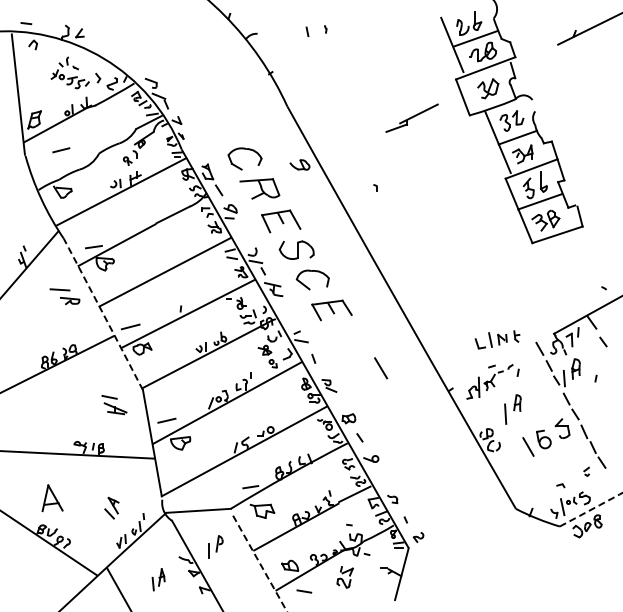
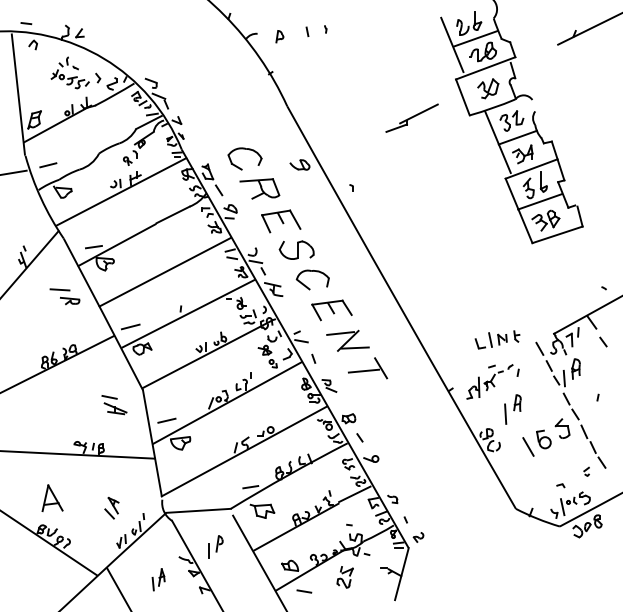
part: none -> present (279, 36)
line position: (61, 150) -> (48, 165) (48, 165)
line: none -> present (14, 172)
part position: (375, 187) -> (351, 187) (351, 187)
arc: dashed -> solid (103, 314)
part: none -> present (347, 340)
line: none -> present (363, 370)
line position: (595, 378) -> (597, 397) (597, 397)
arc: dashed -> solid (591, 509)
line: dashed -> solid (260, 564)
